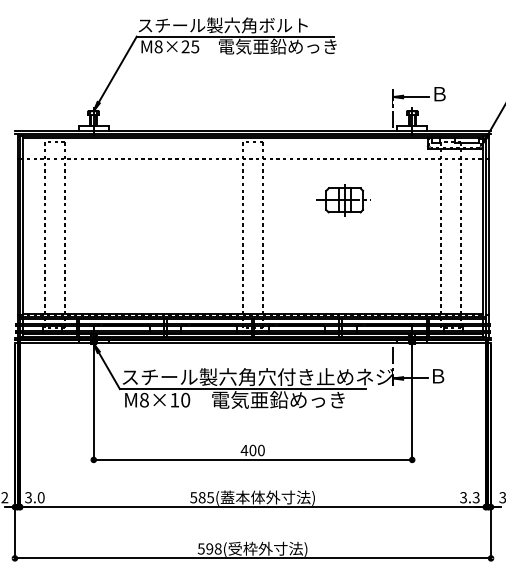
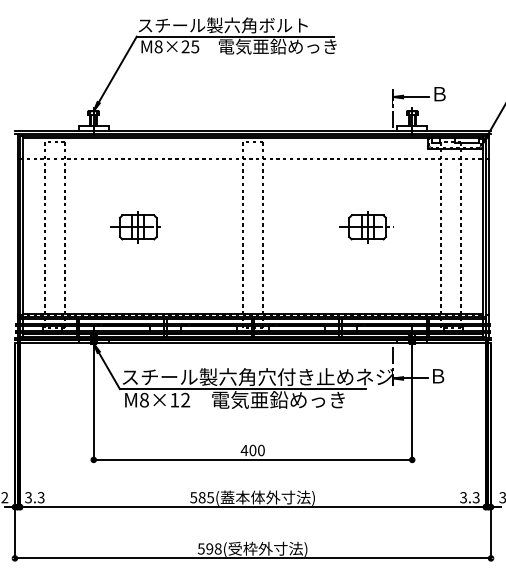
part position: (343, 200) -> (366, 227) (366, 227)
part: none -> present (135, 227)
text: M8×10 -> M8×12 (185, 400)
text: 3.0 -> 3.3 (40, 497)
